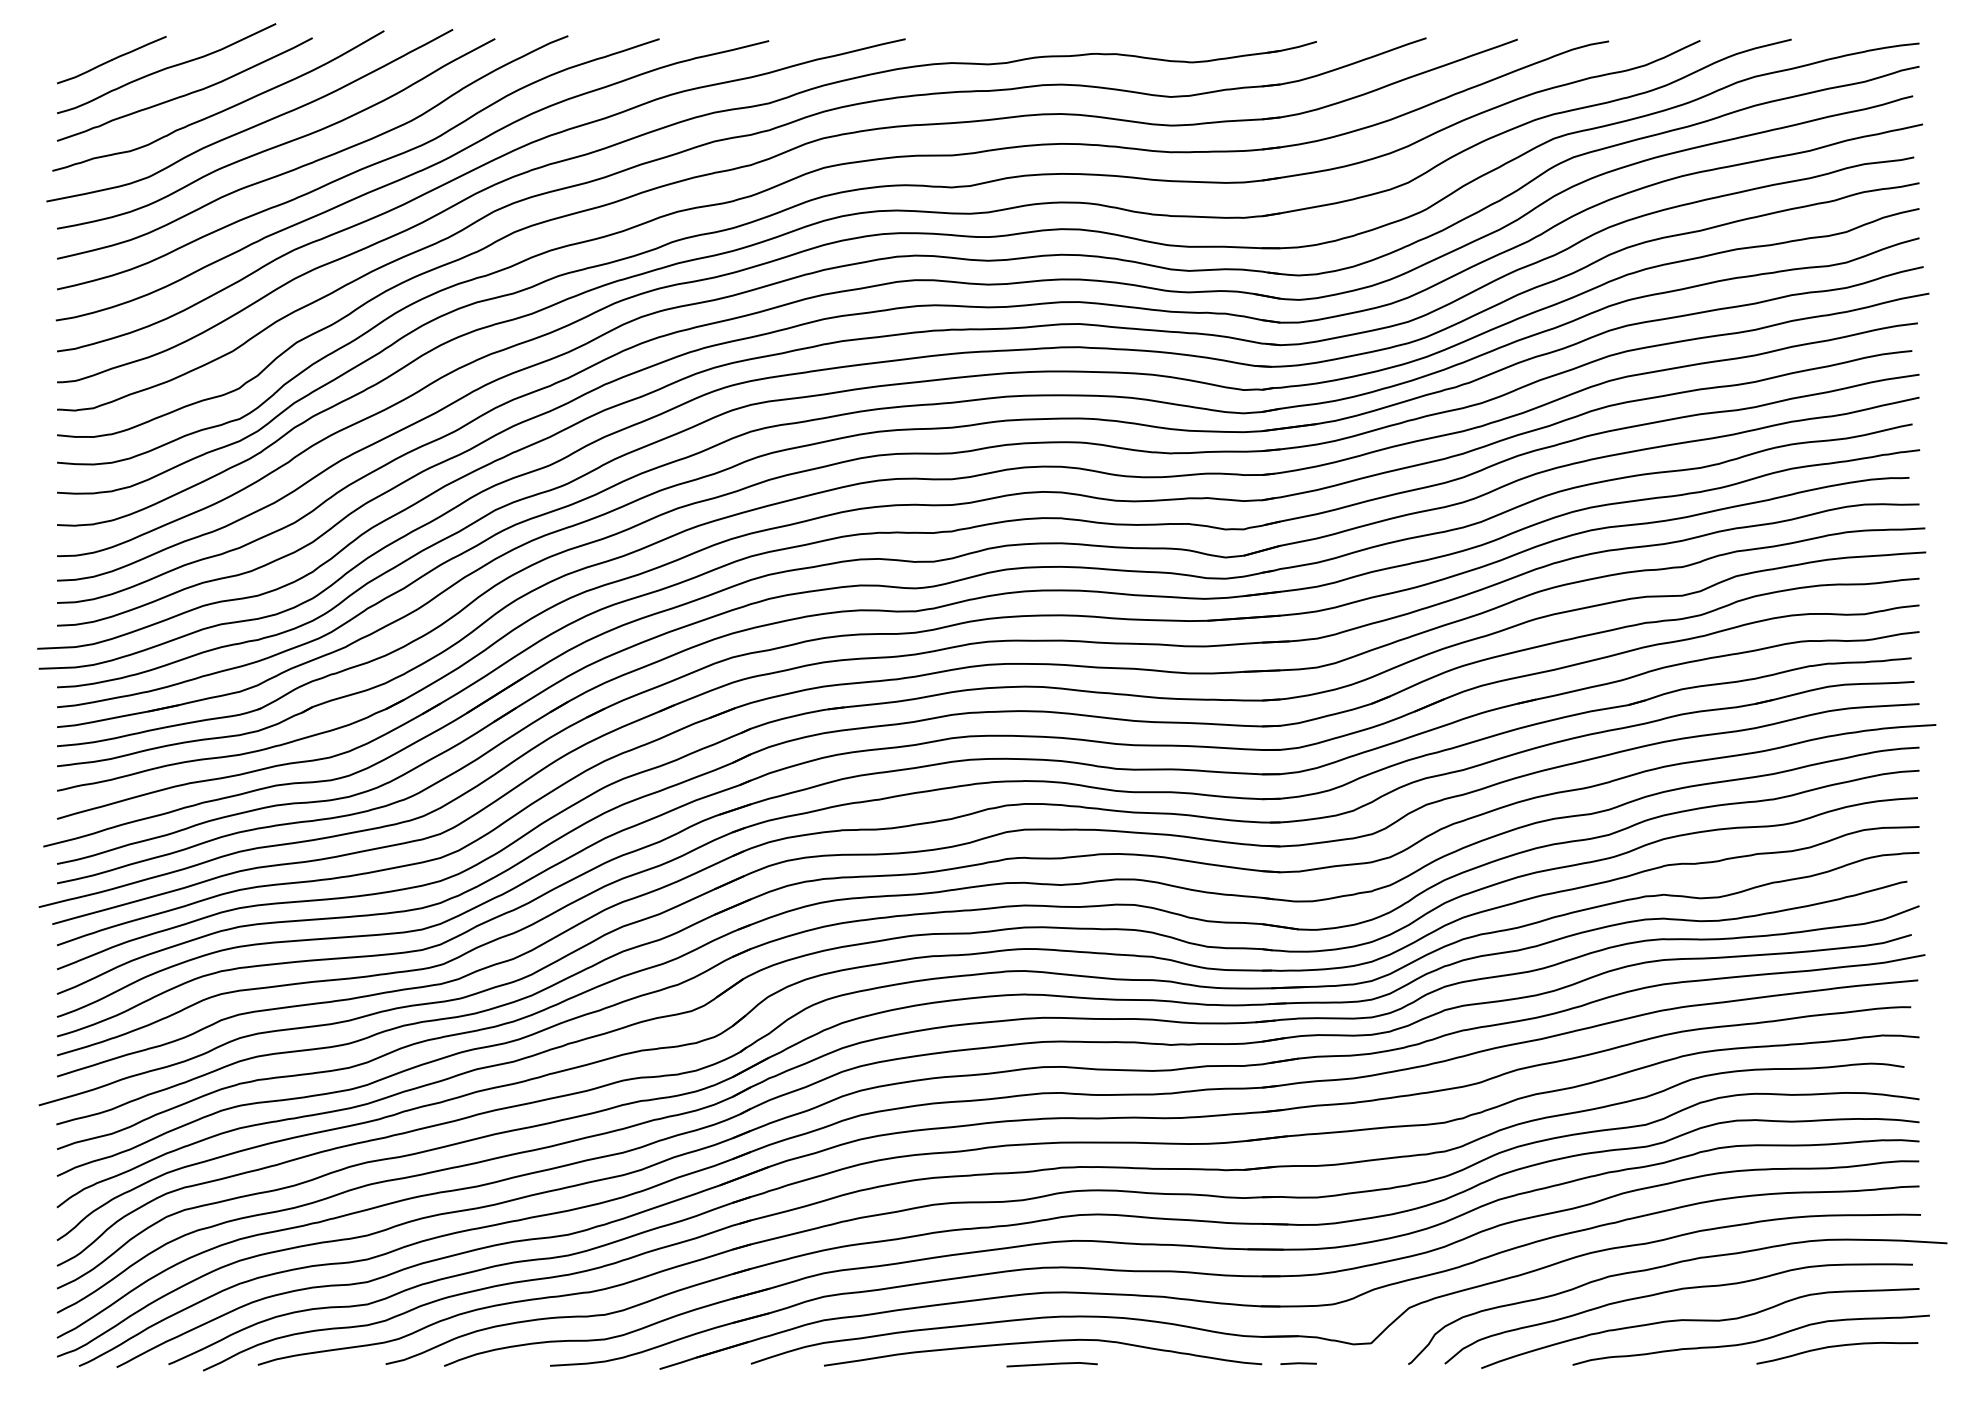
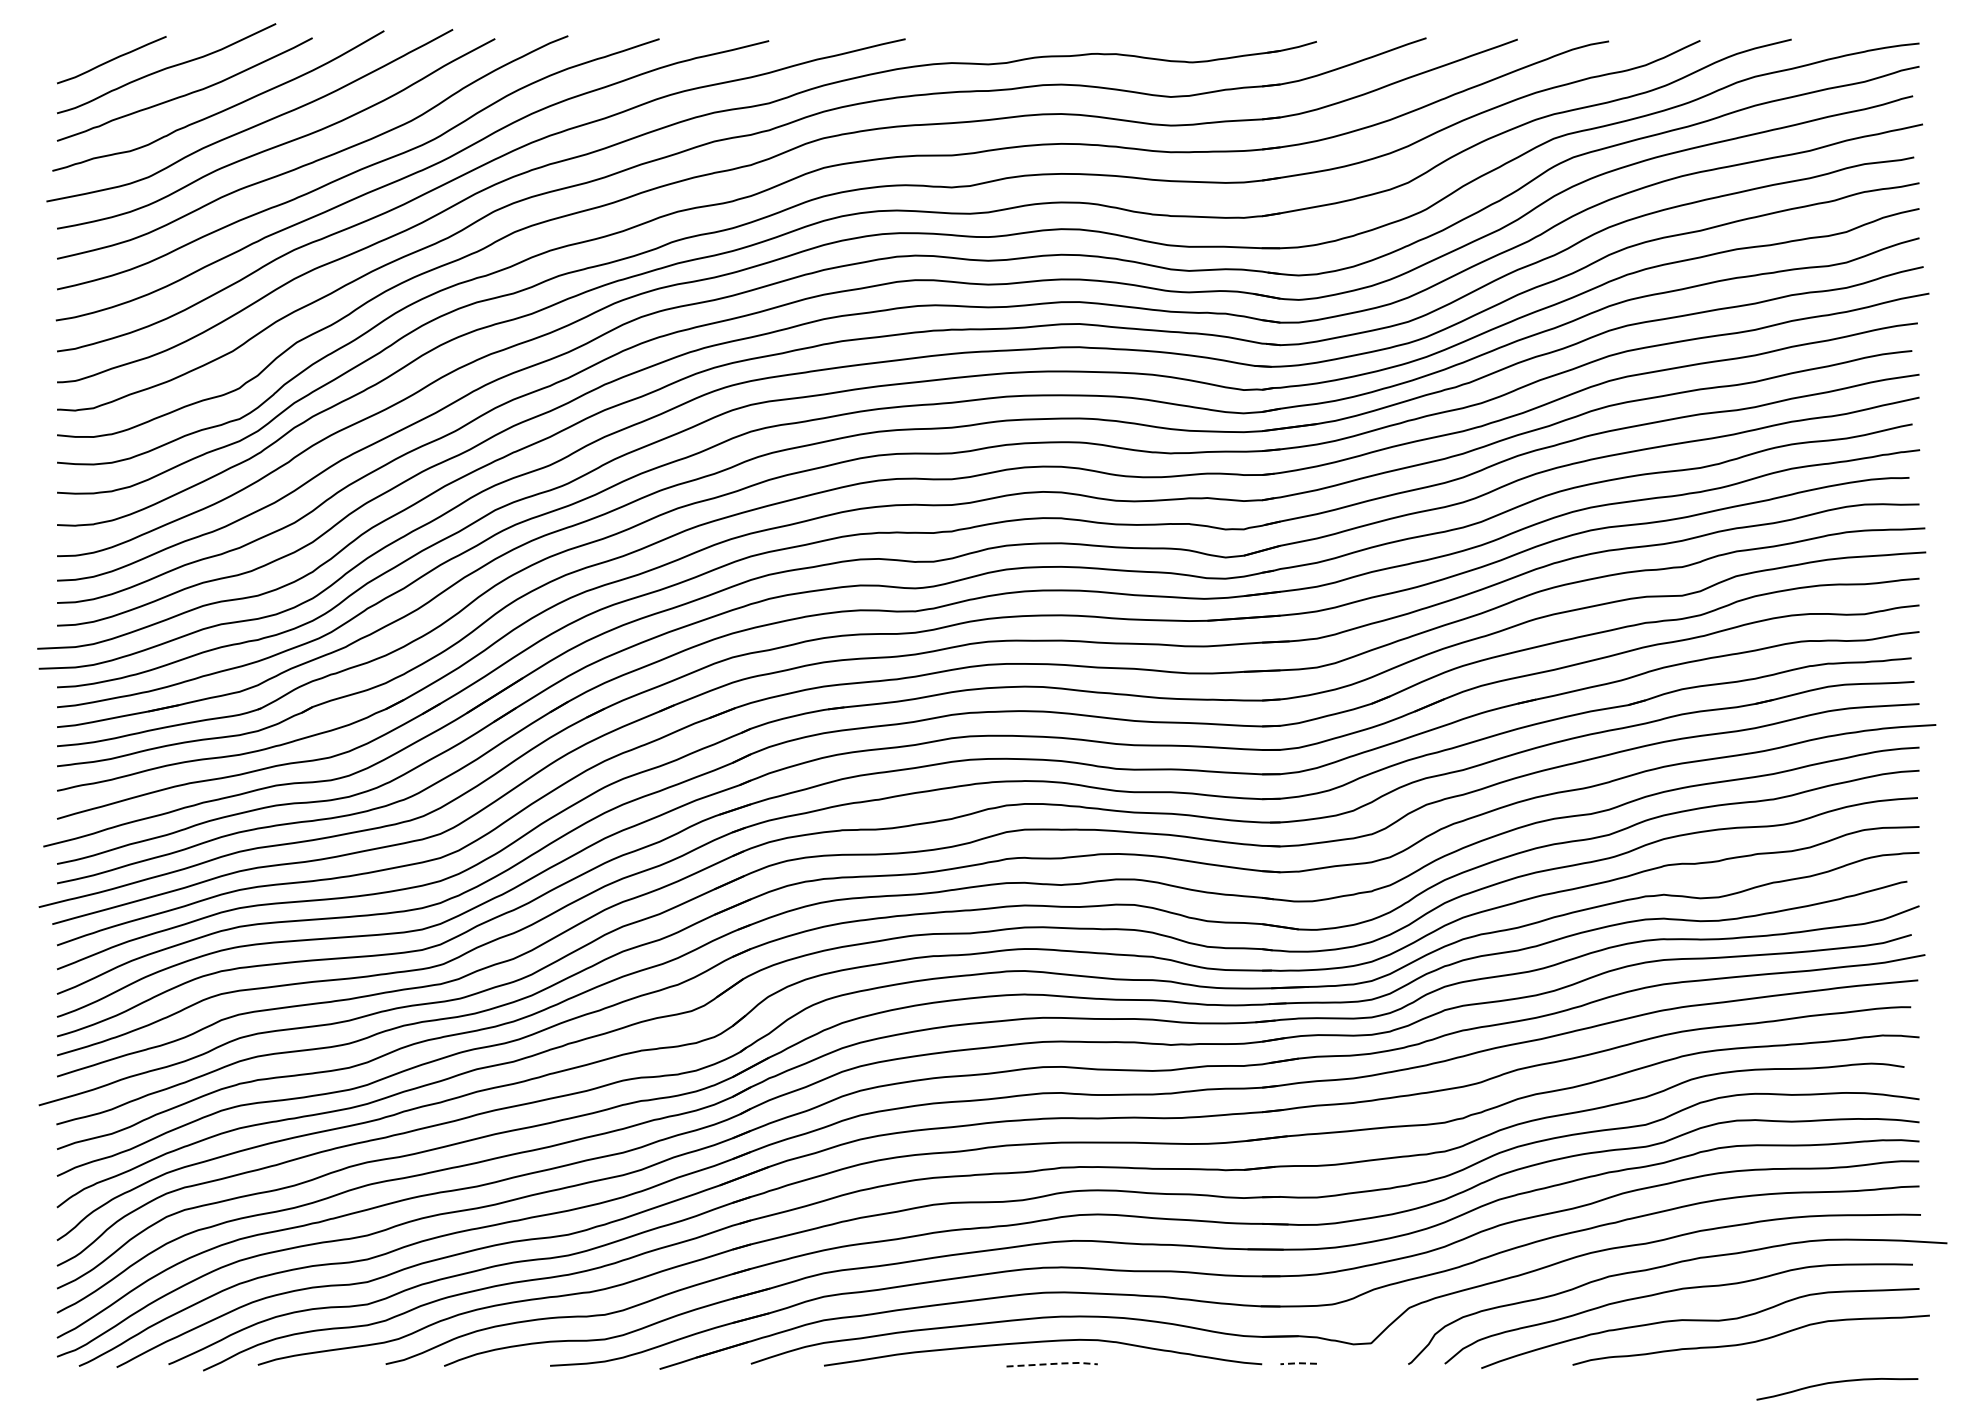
curve position: (1835, 1347) -> (1835, 1383) (1835, 1383)
line: solid -> dashed (1054, 1363)
line: solid -> dashed (1298, 1363)
